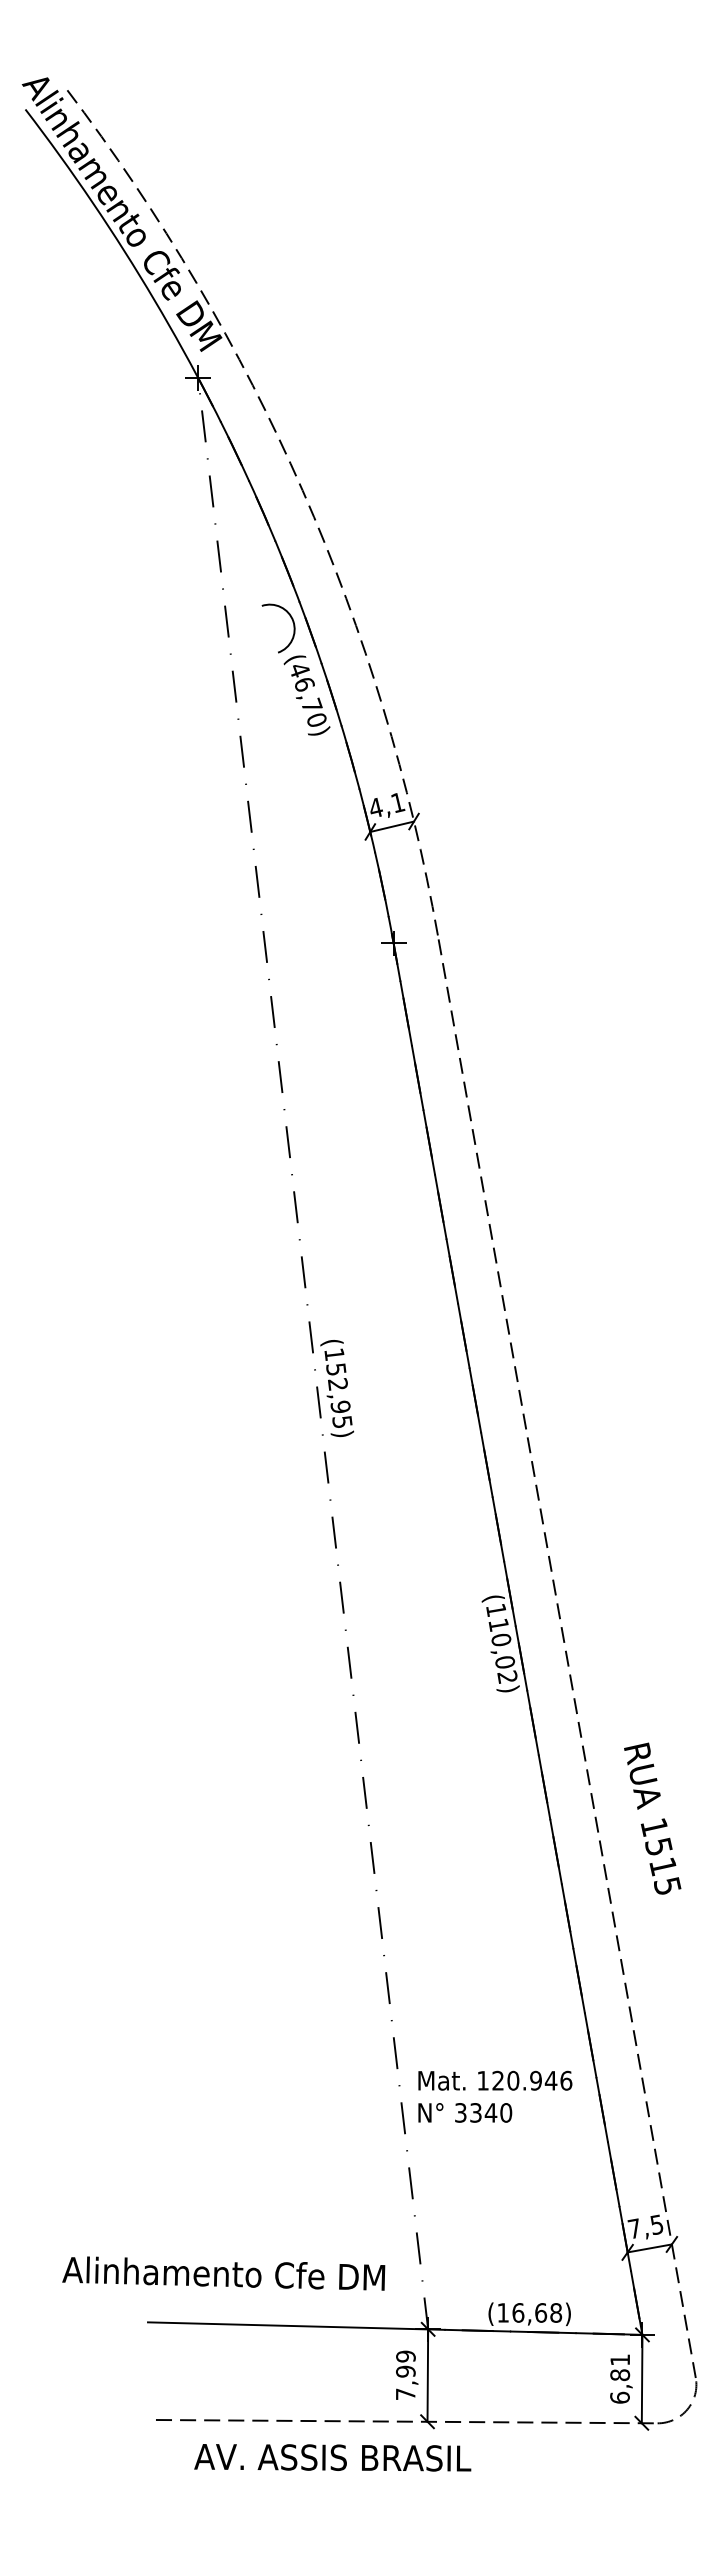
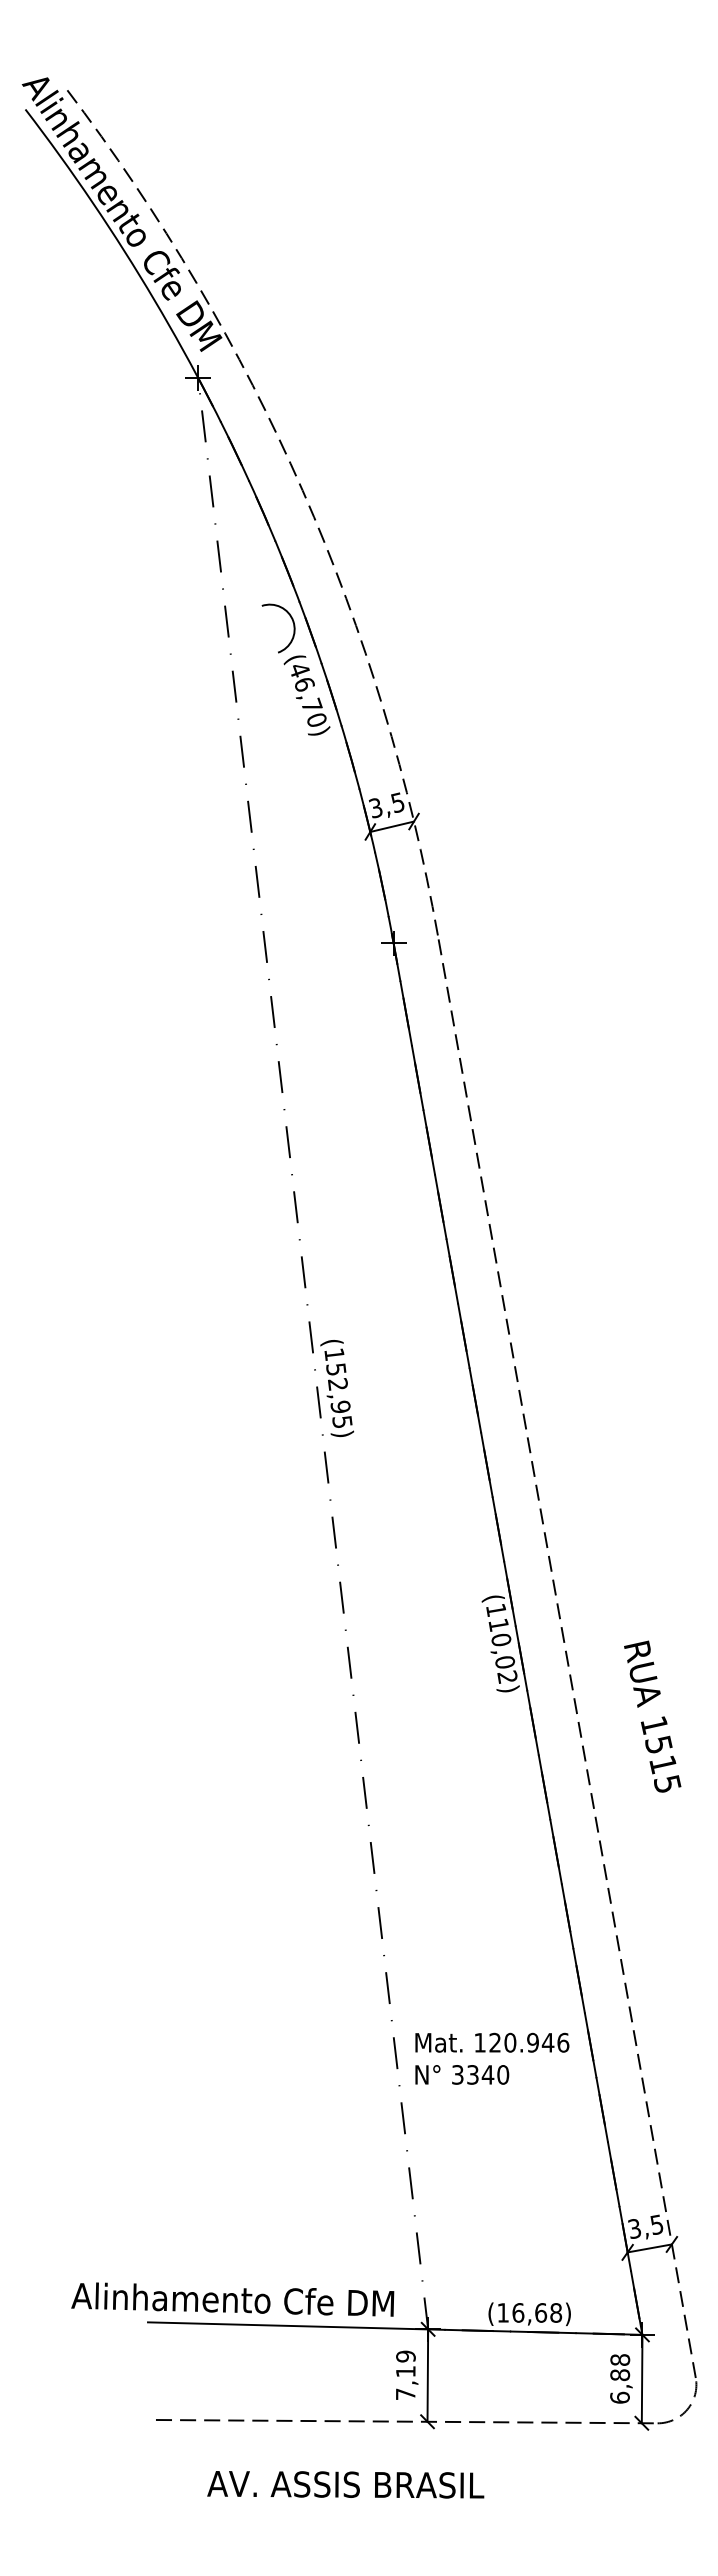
text: 4,1 -> 3,5 (386, 805)
text position: (652, 1818) -> (652, 1716) (652, 1716)
text position: (495, 2096) -> (492, 2058) (492, 2058)
text: 7,5 -> 3,5 (634, 2228)
text position: (223, 2273) -> (232, 2299) (232, 2299)
text: 6,81 -> 6,88 (620, 2359)
text: 7,99 -> 7,19 (405, 2371)
text position: (332, 2457) -> (345, 2484) (345, 2484)
